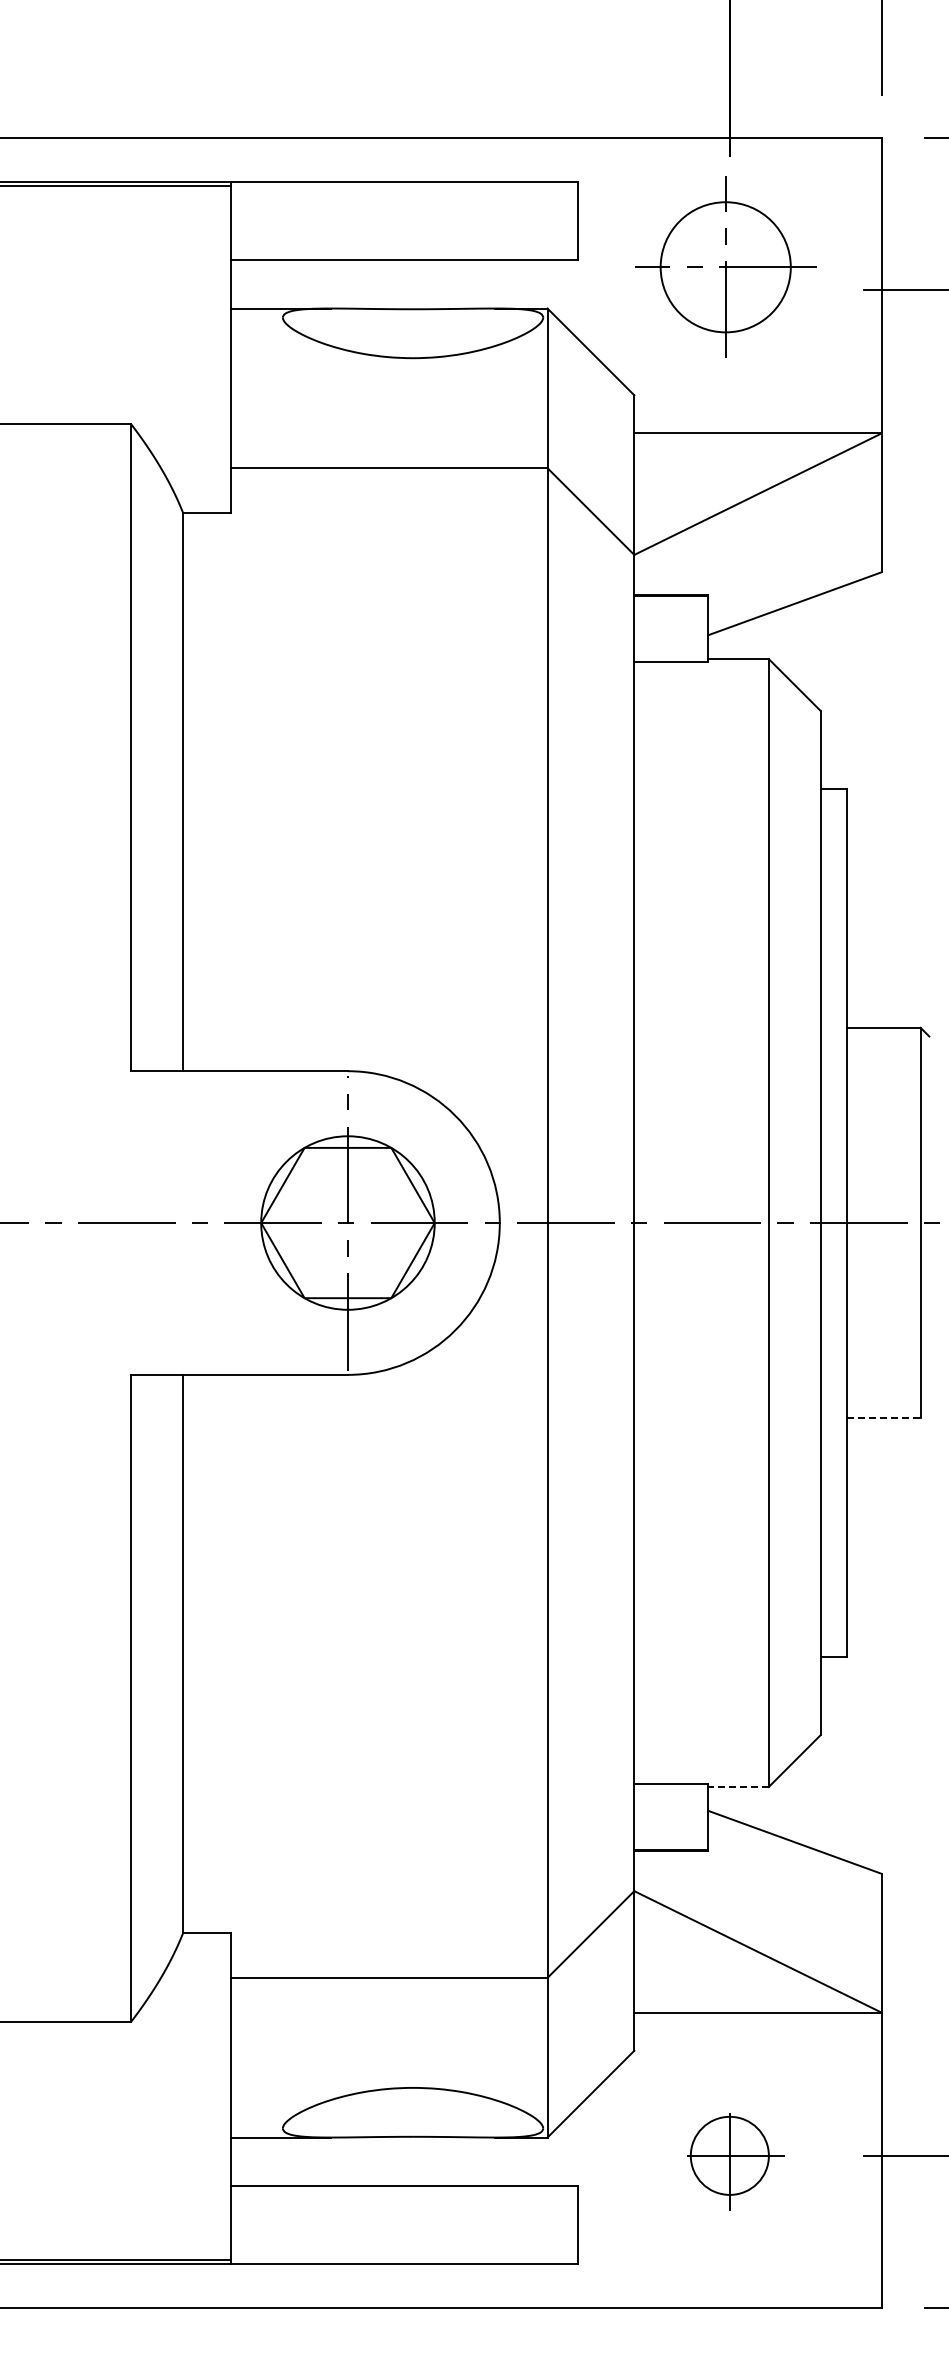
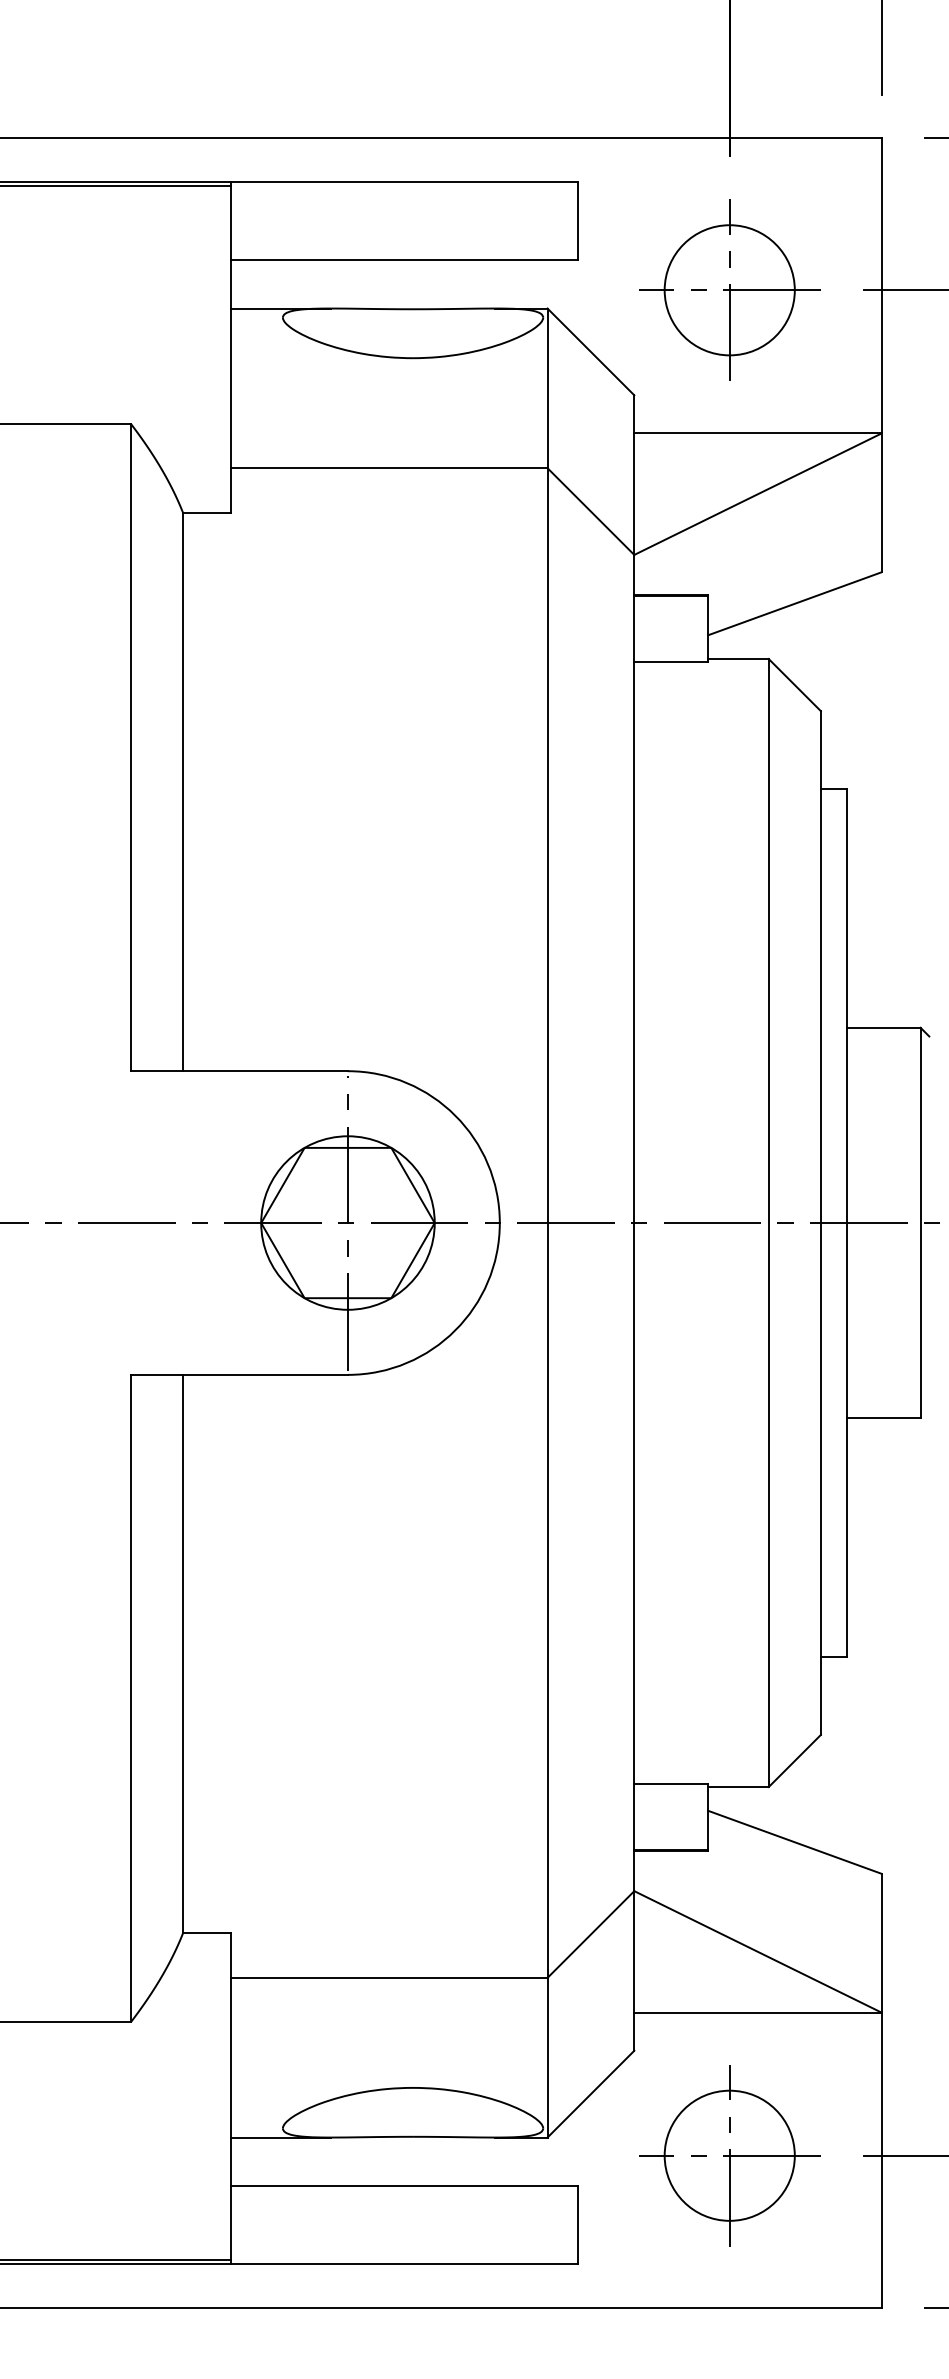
part position: (725, 266) -> (729, 289) (729, 289)
line: dashed -> solid (883, 1418)
line: dashed -> solid (737, 1787)
part size: 98x98 px -> 182x182 px (729, 2155)
